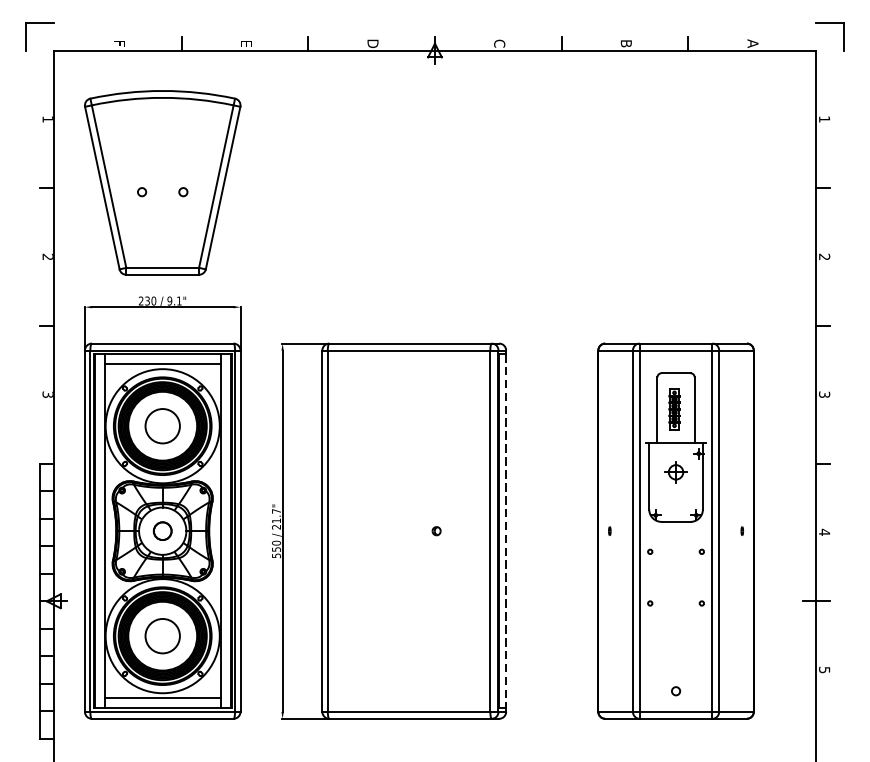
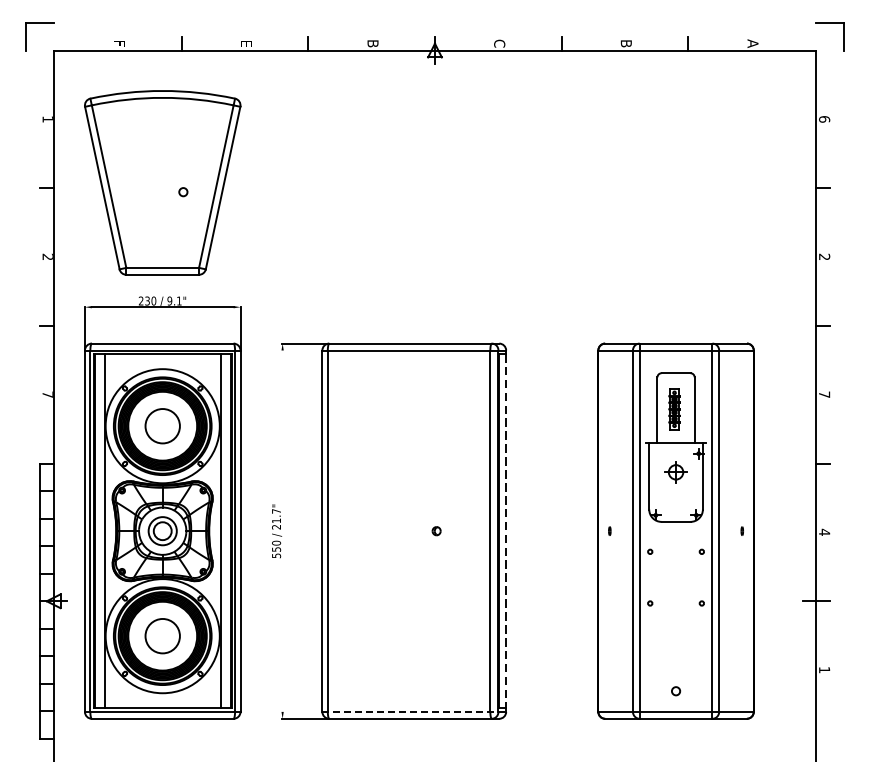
text: D -> B (372, 43)
text: 1 -> 6 (824, 119)
circle: present -> none (142, 192)
line: present -> none (162, 364)
text: 3 -> 7 (47, 394)
text: 3 -> 7 (824, 394)
line: present -> none (282, 530)
circle diameter: 18 px -> 28 px (162, 531)
text: 5 -> 1 (824, 669)
line: present -> none (162, 698)
line: solid -> dashed (414, 711)
